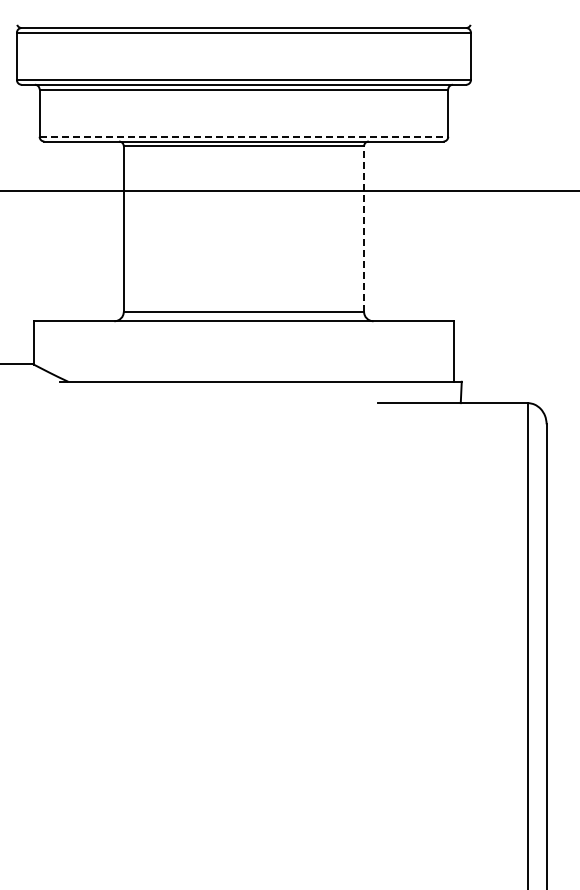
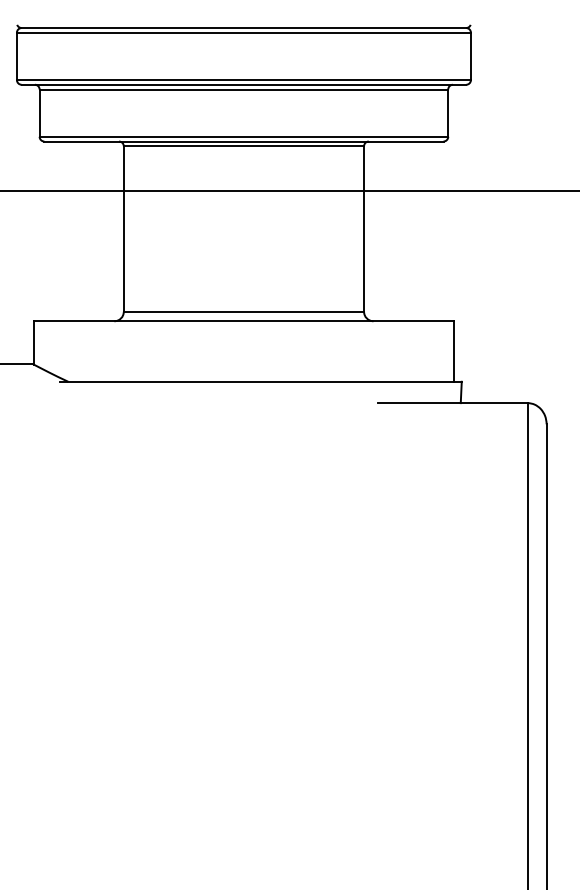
line: dashed -> solid (244, 136)
line: dashed -> solid (364, 229)
